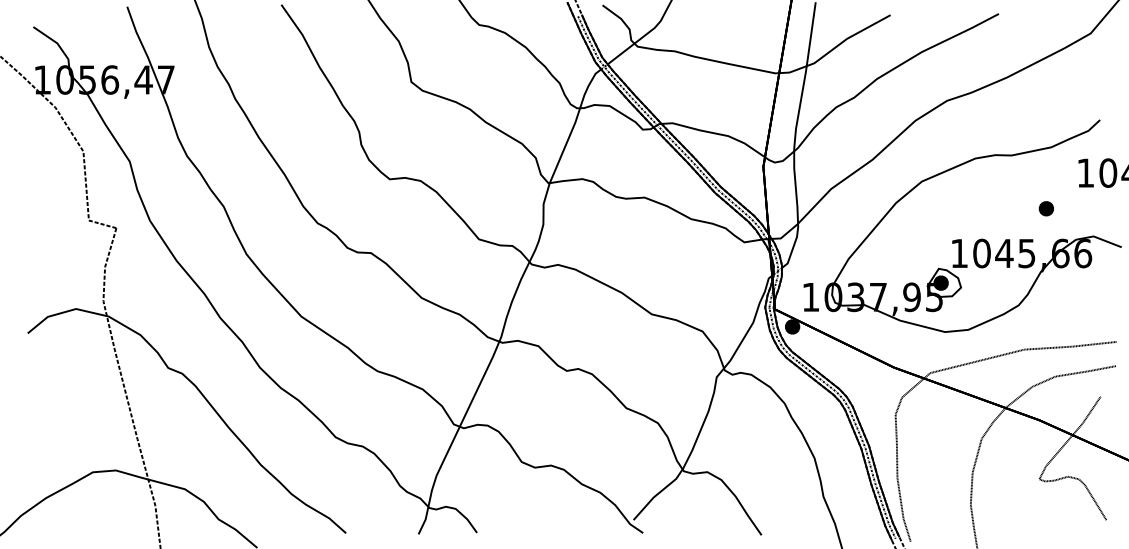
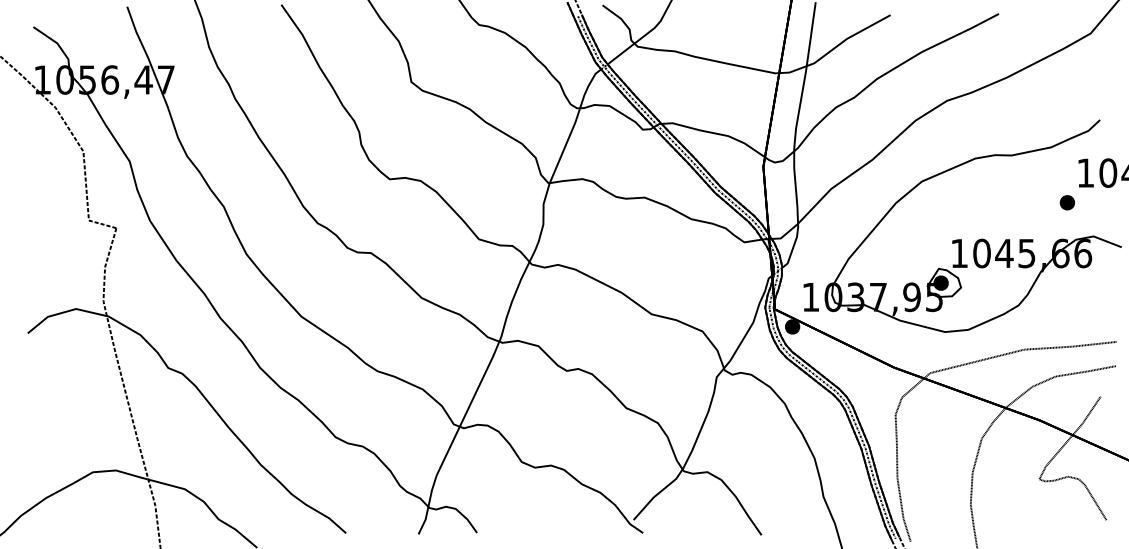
part position: (1045, 208) -> (1066, 202) (1066, 202)
